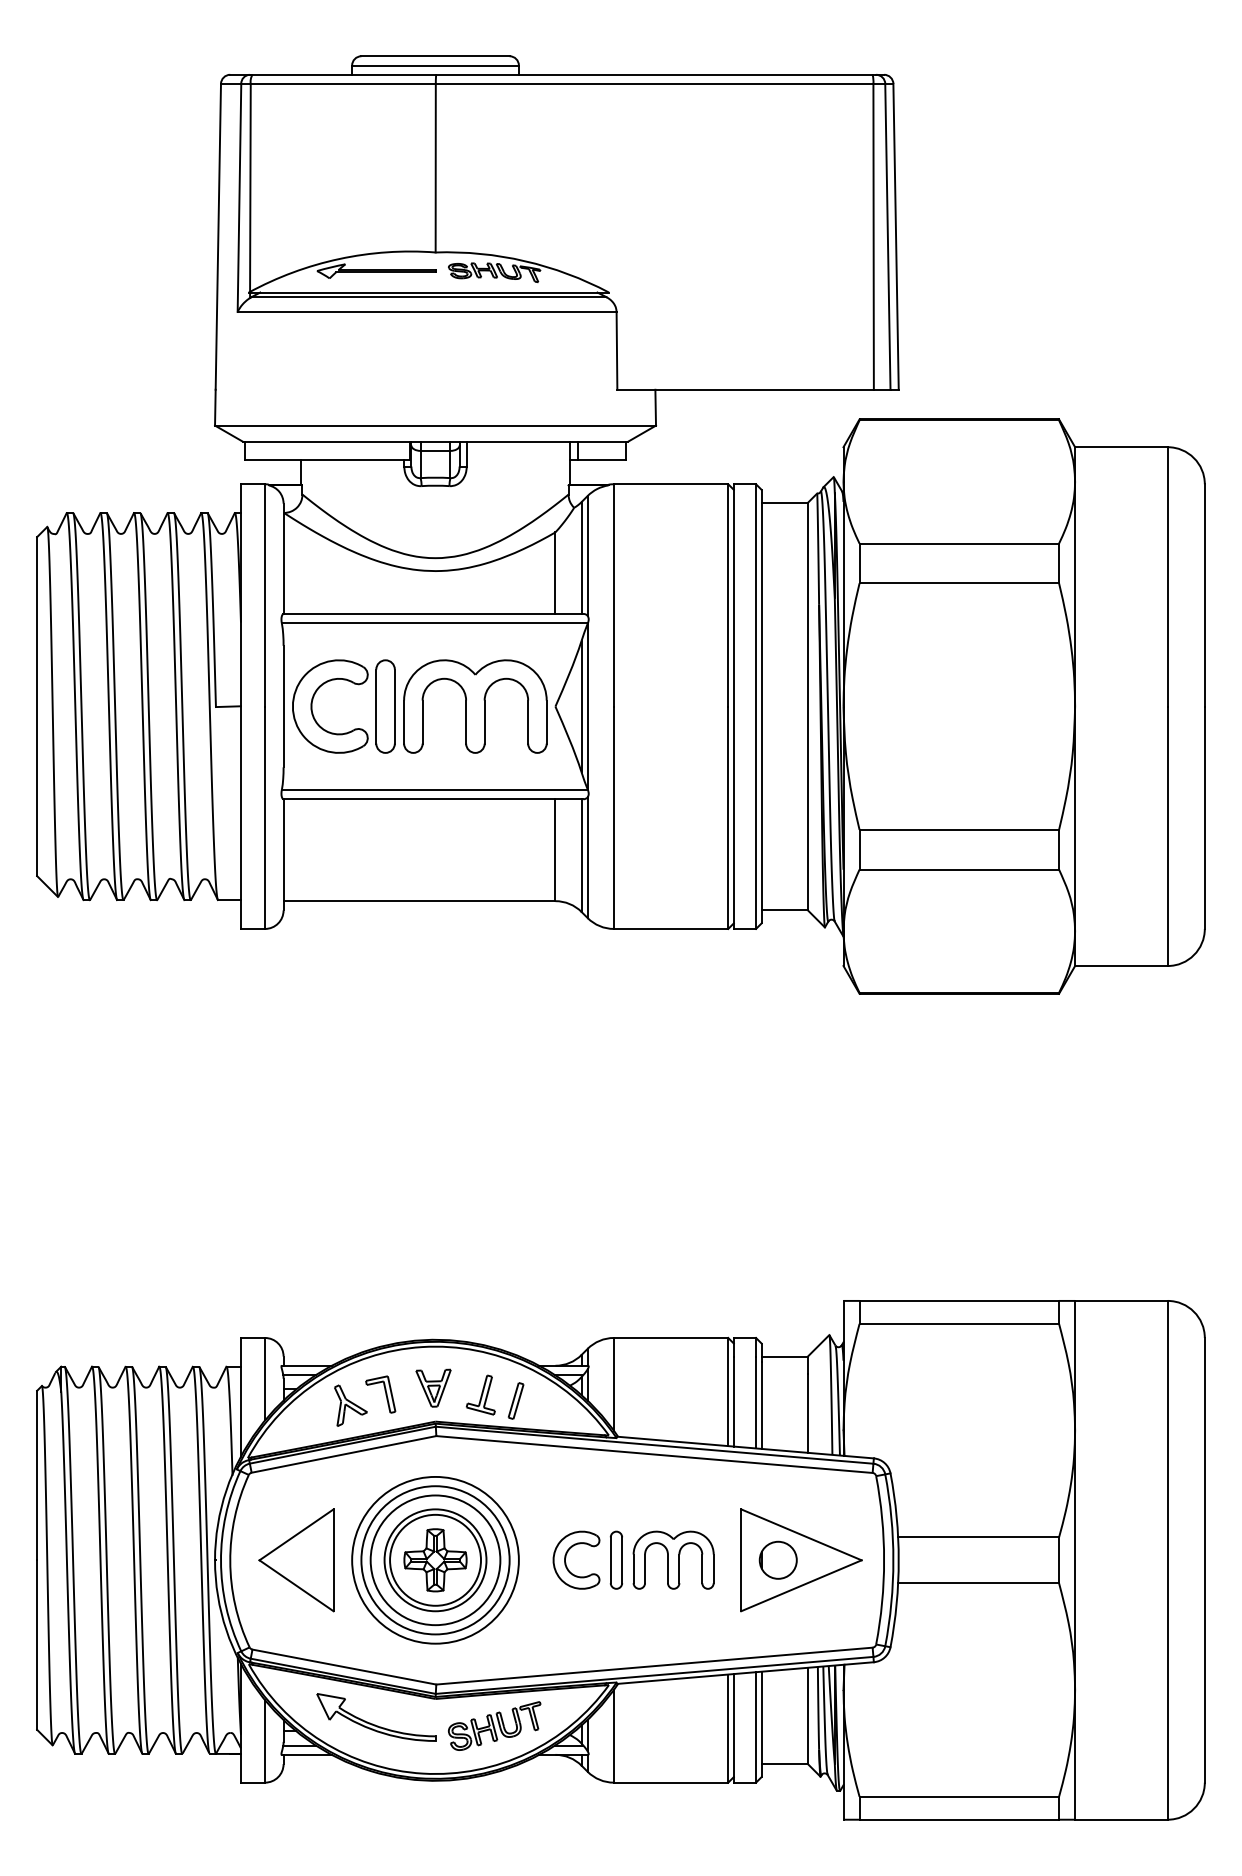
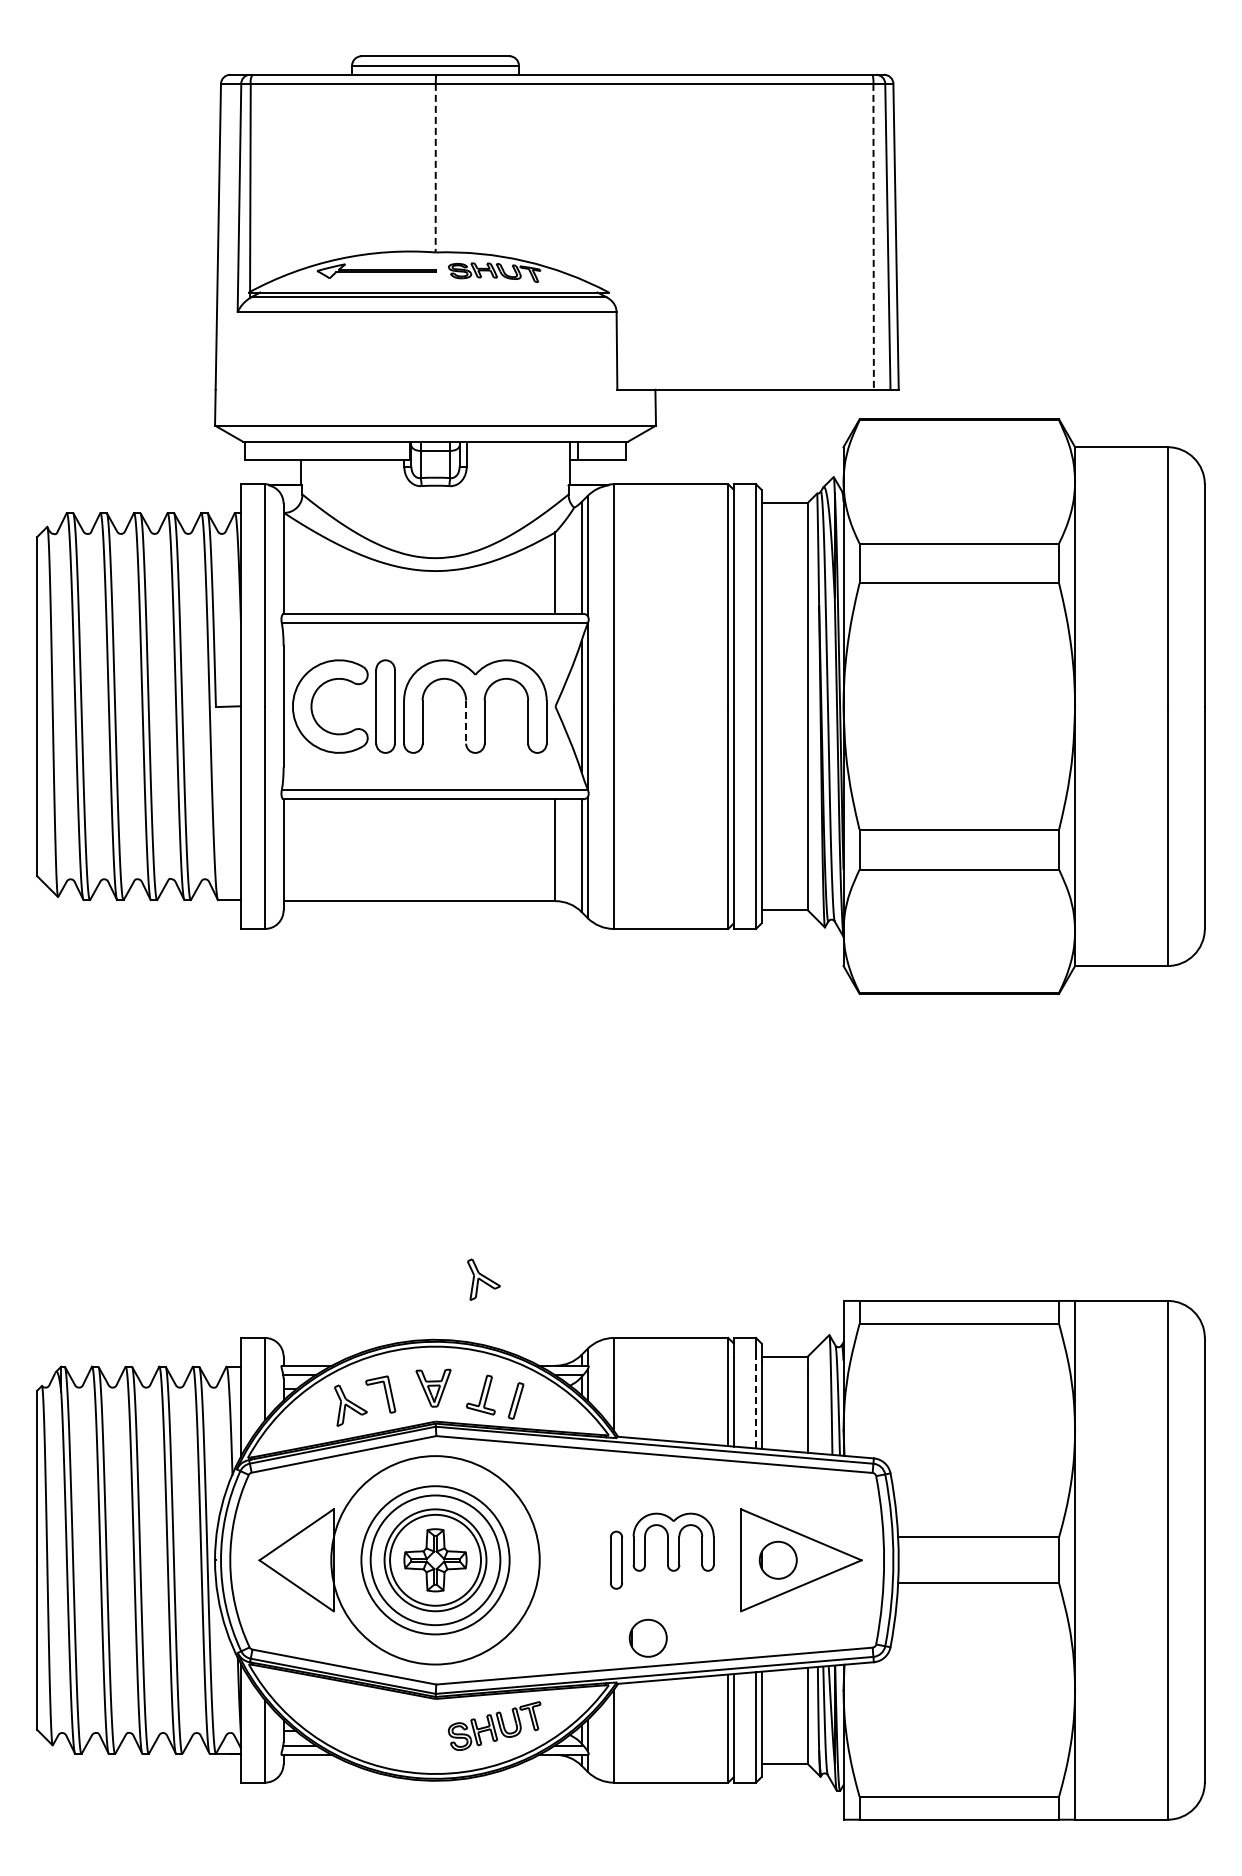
line: solid -> dashed (435, 168)
line: solid -> dashed (873, 236)
line: solid -> dashed (466, 722)
part: none -> present (483, 1279)
line: solid -> dashed (756, 1402)
part: present -> none (566, 1557)
circle diameter: 167 px -> 208 px (435, 1560)
part position: (673, 1559) -> (673, 1541) (673, 1541)
part: none -> present (647, 1637)
part: present -> none (375, 1724)
